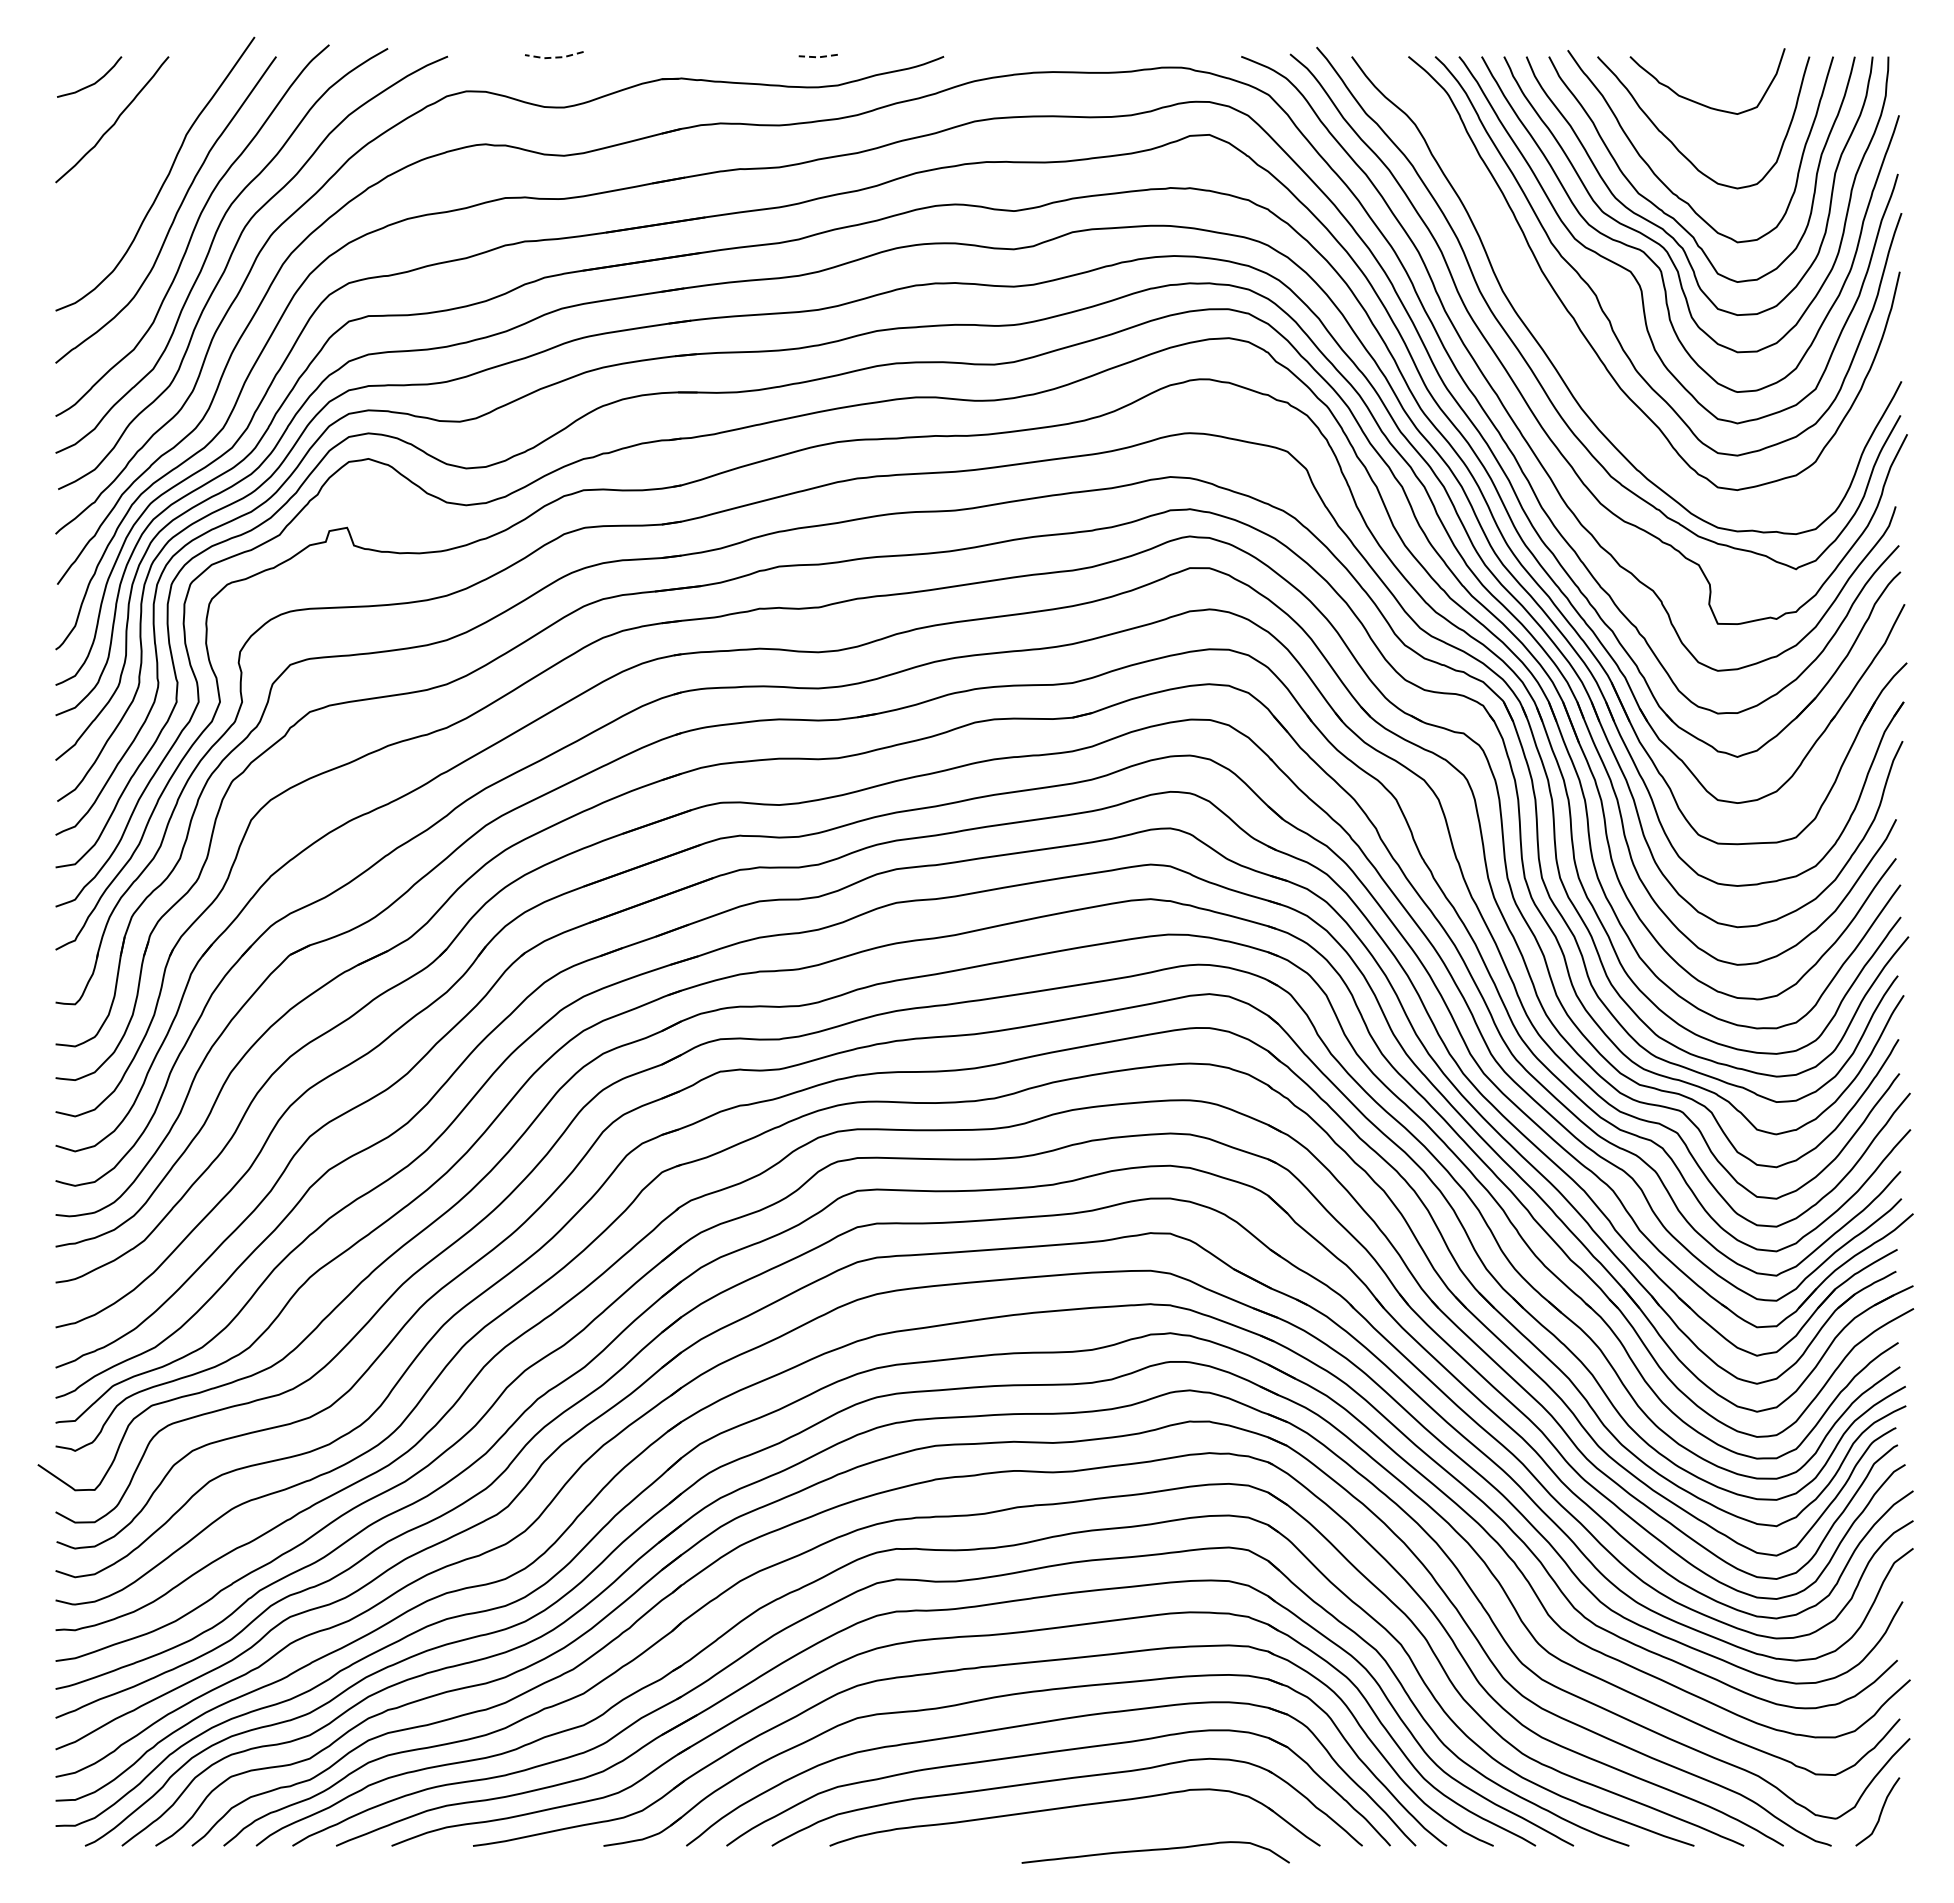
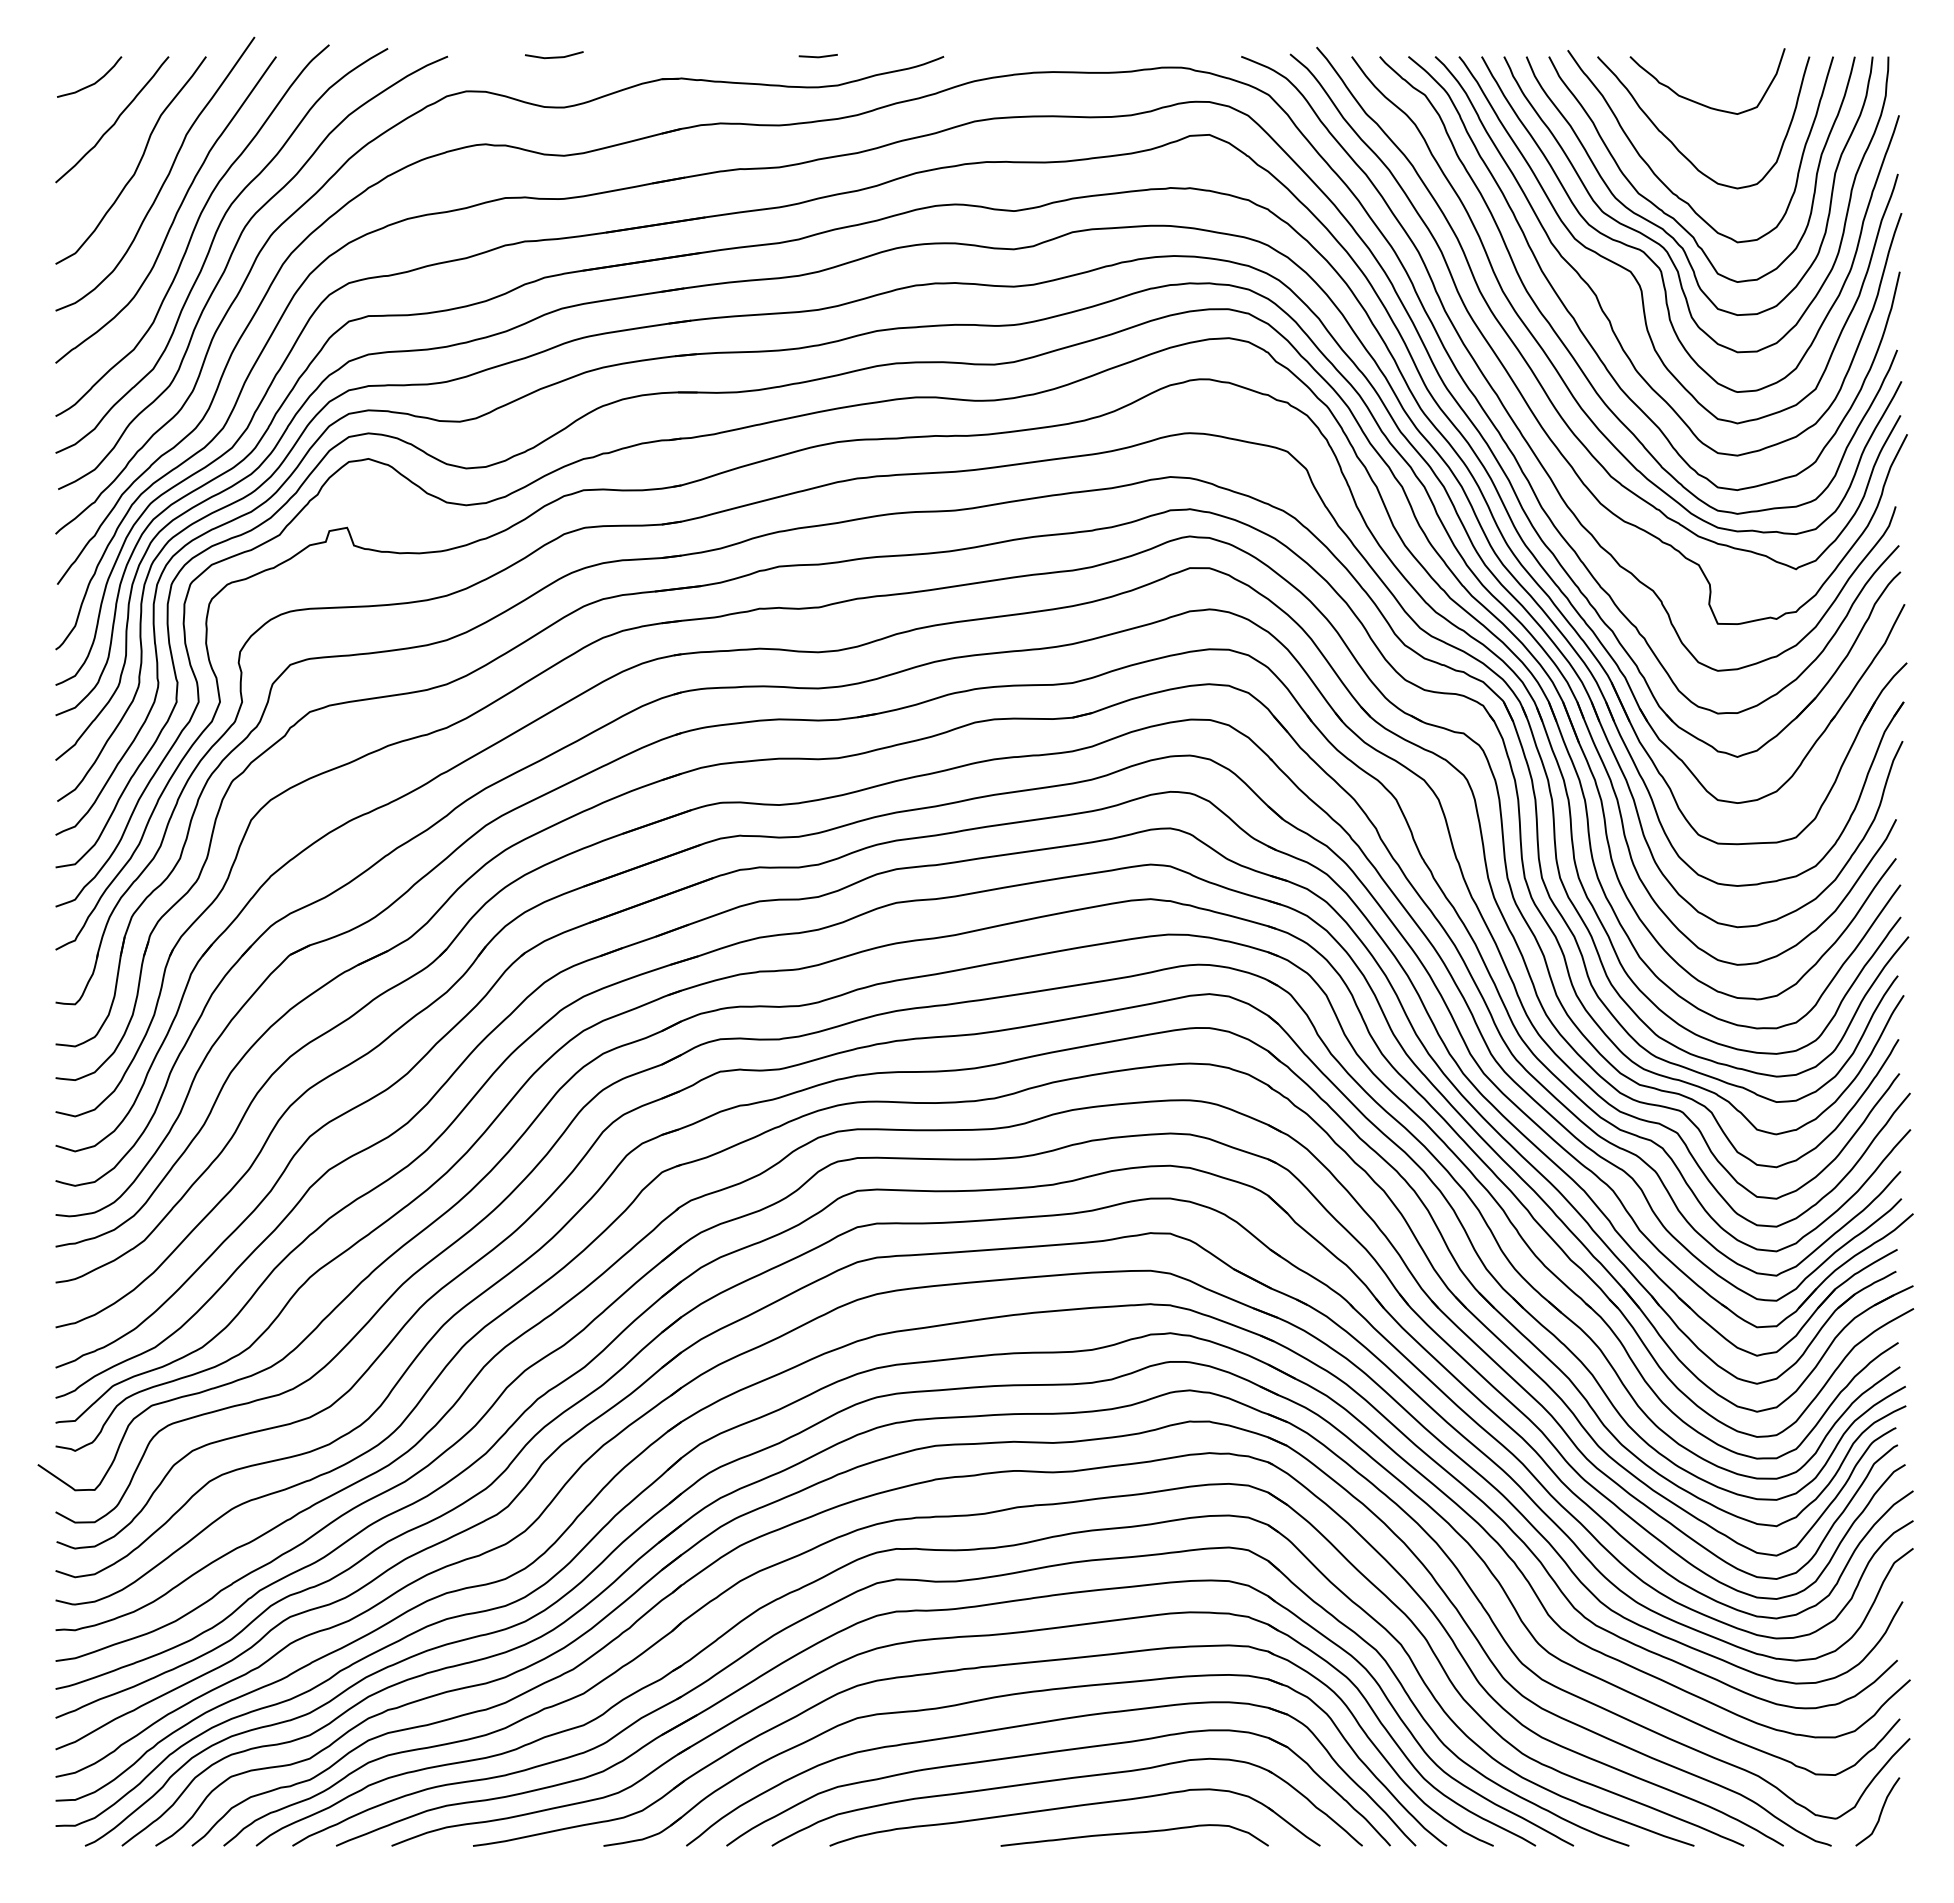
line: dashed -> solid (554, 57)
line: dashed -> solid (818, 57)
curve: none -> present (137, 164)
curve: none -> present (1562, 340)
curve position: (1155, 1850) -> (1134, 1833) (1134, 1833)
